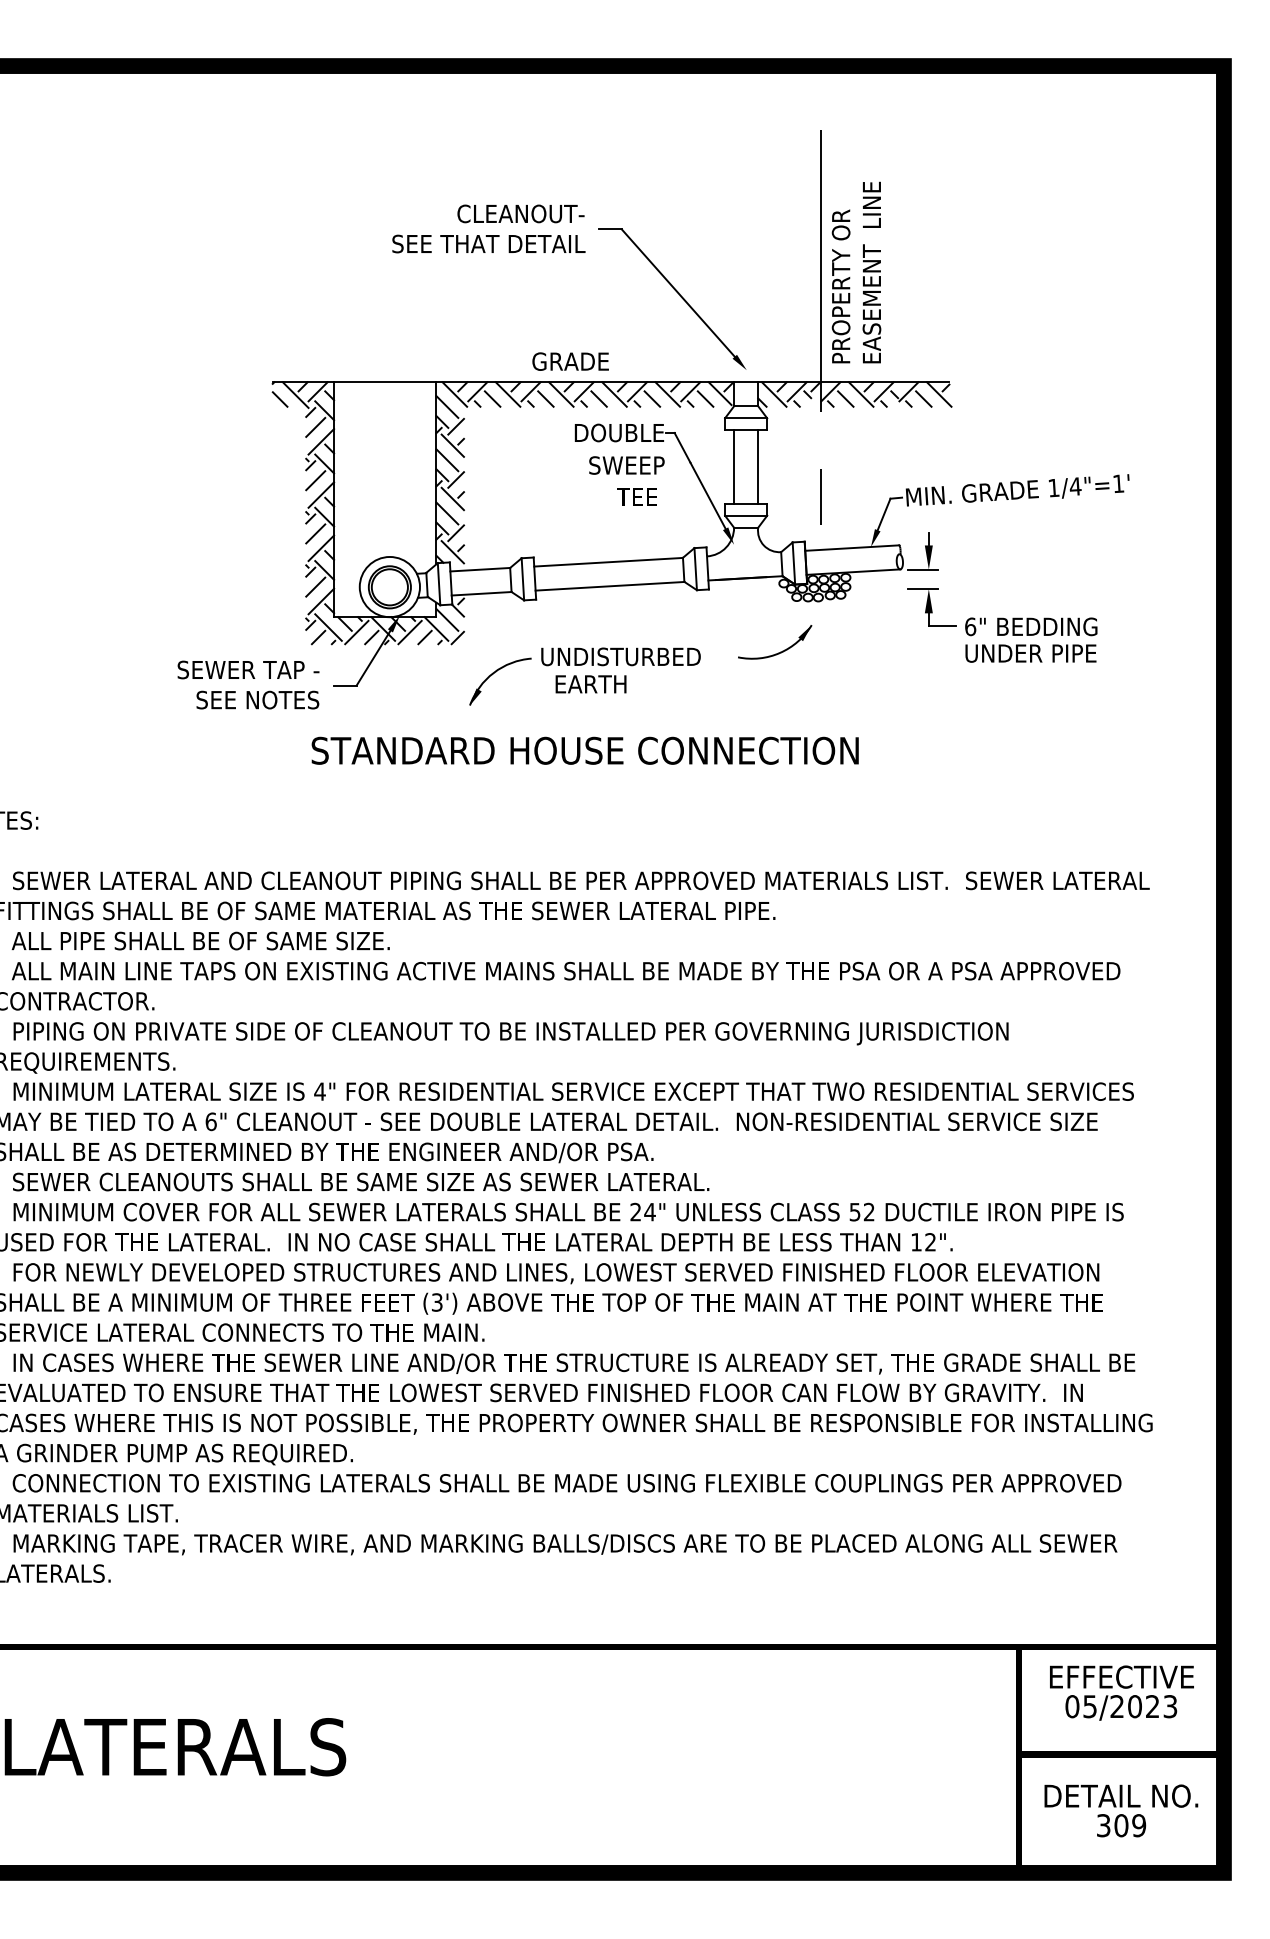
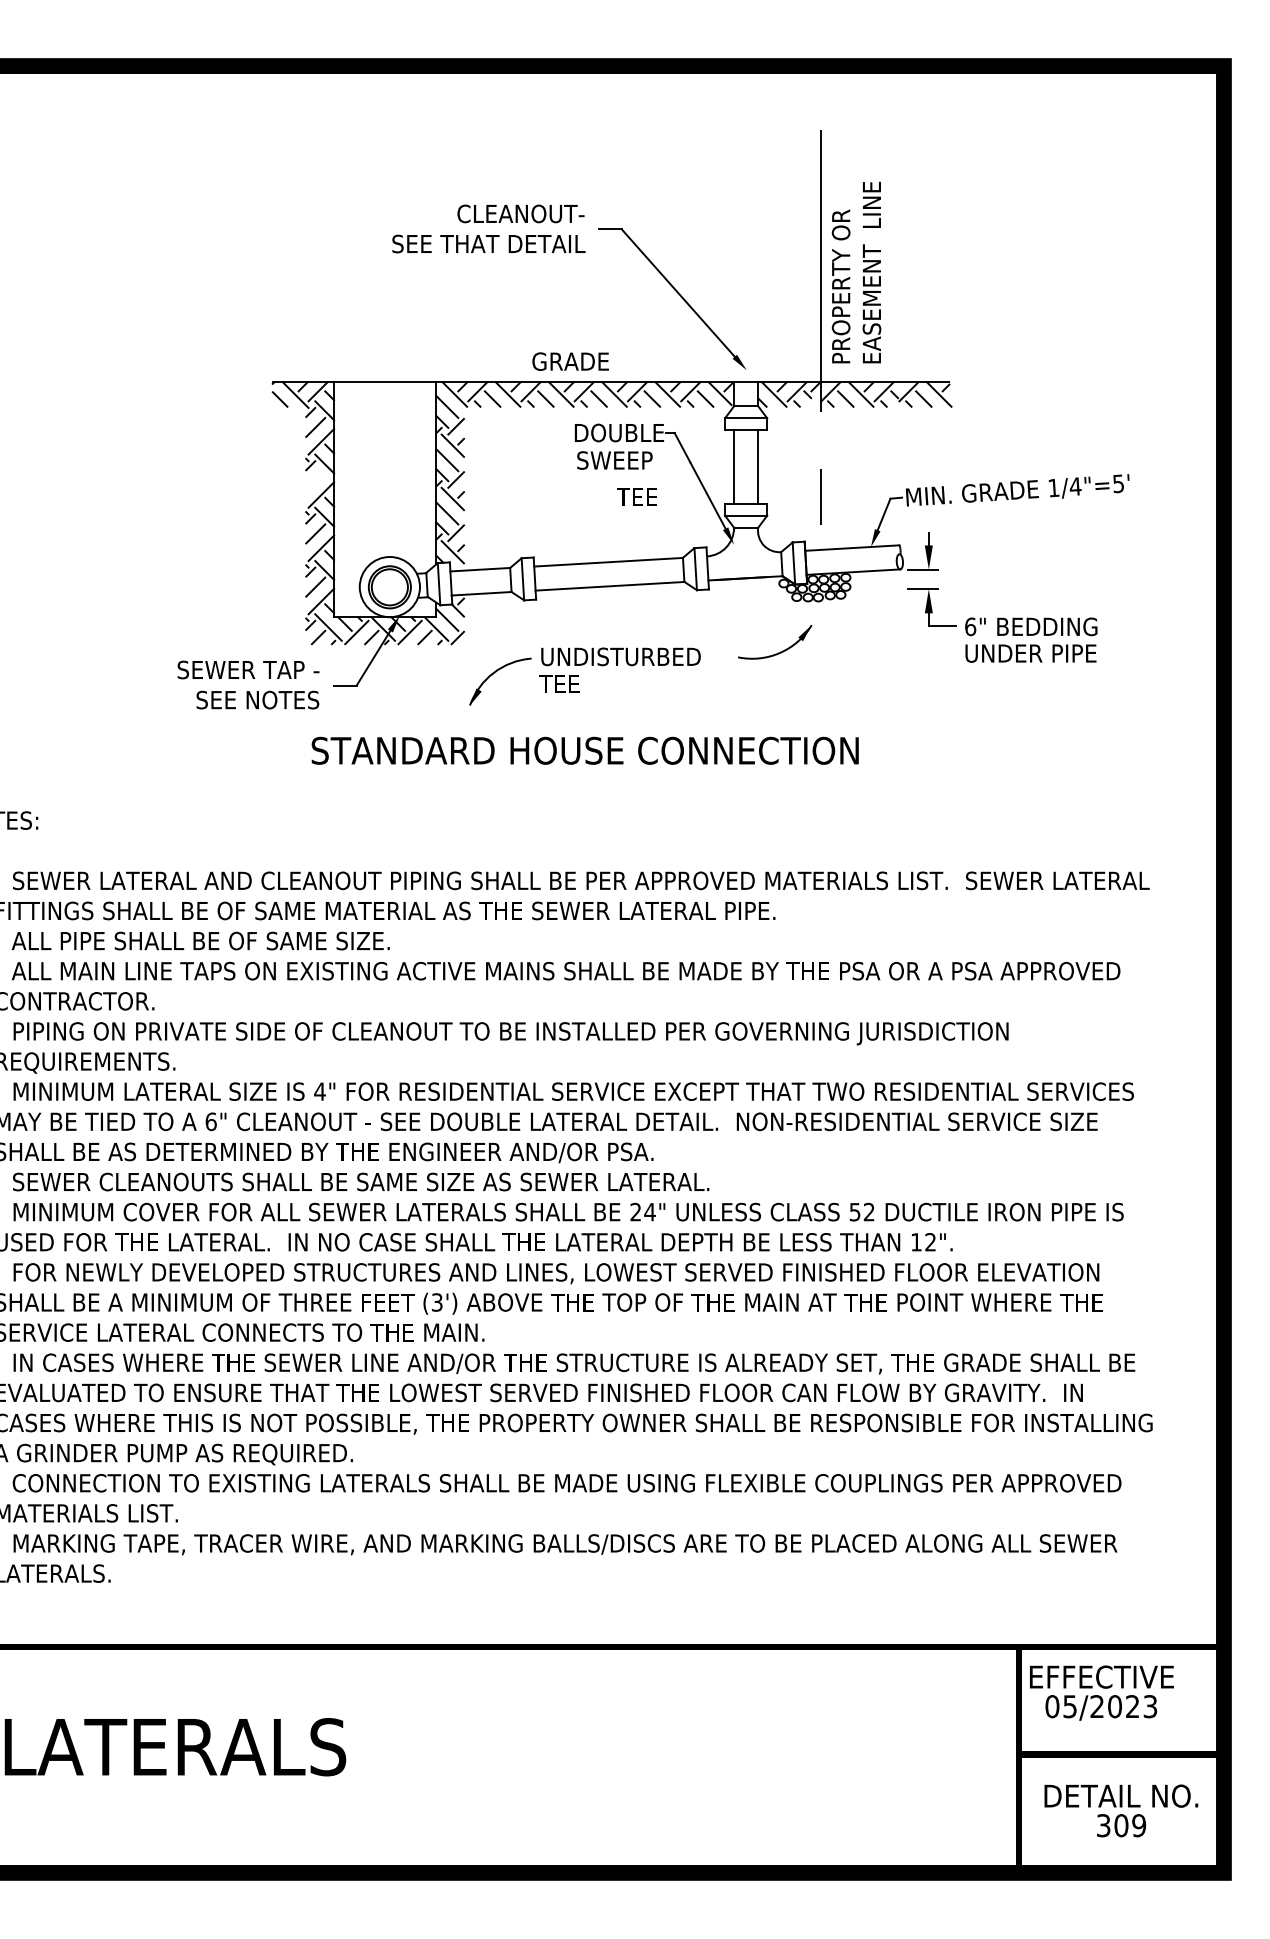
text position: (626, 465) -> (614, 460) (614, 460)
line: present -> none (315, 480)
text: 1/4"=1' -> 1/4"=5' (1118, 483)
text: EARTH -> TEE (582, 684)
text position: (1121, 1692) -> (1101, 1692) (1101, 1692)
